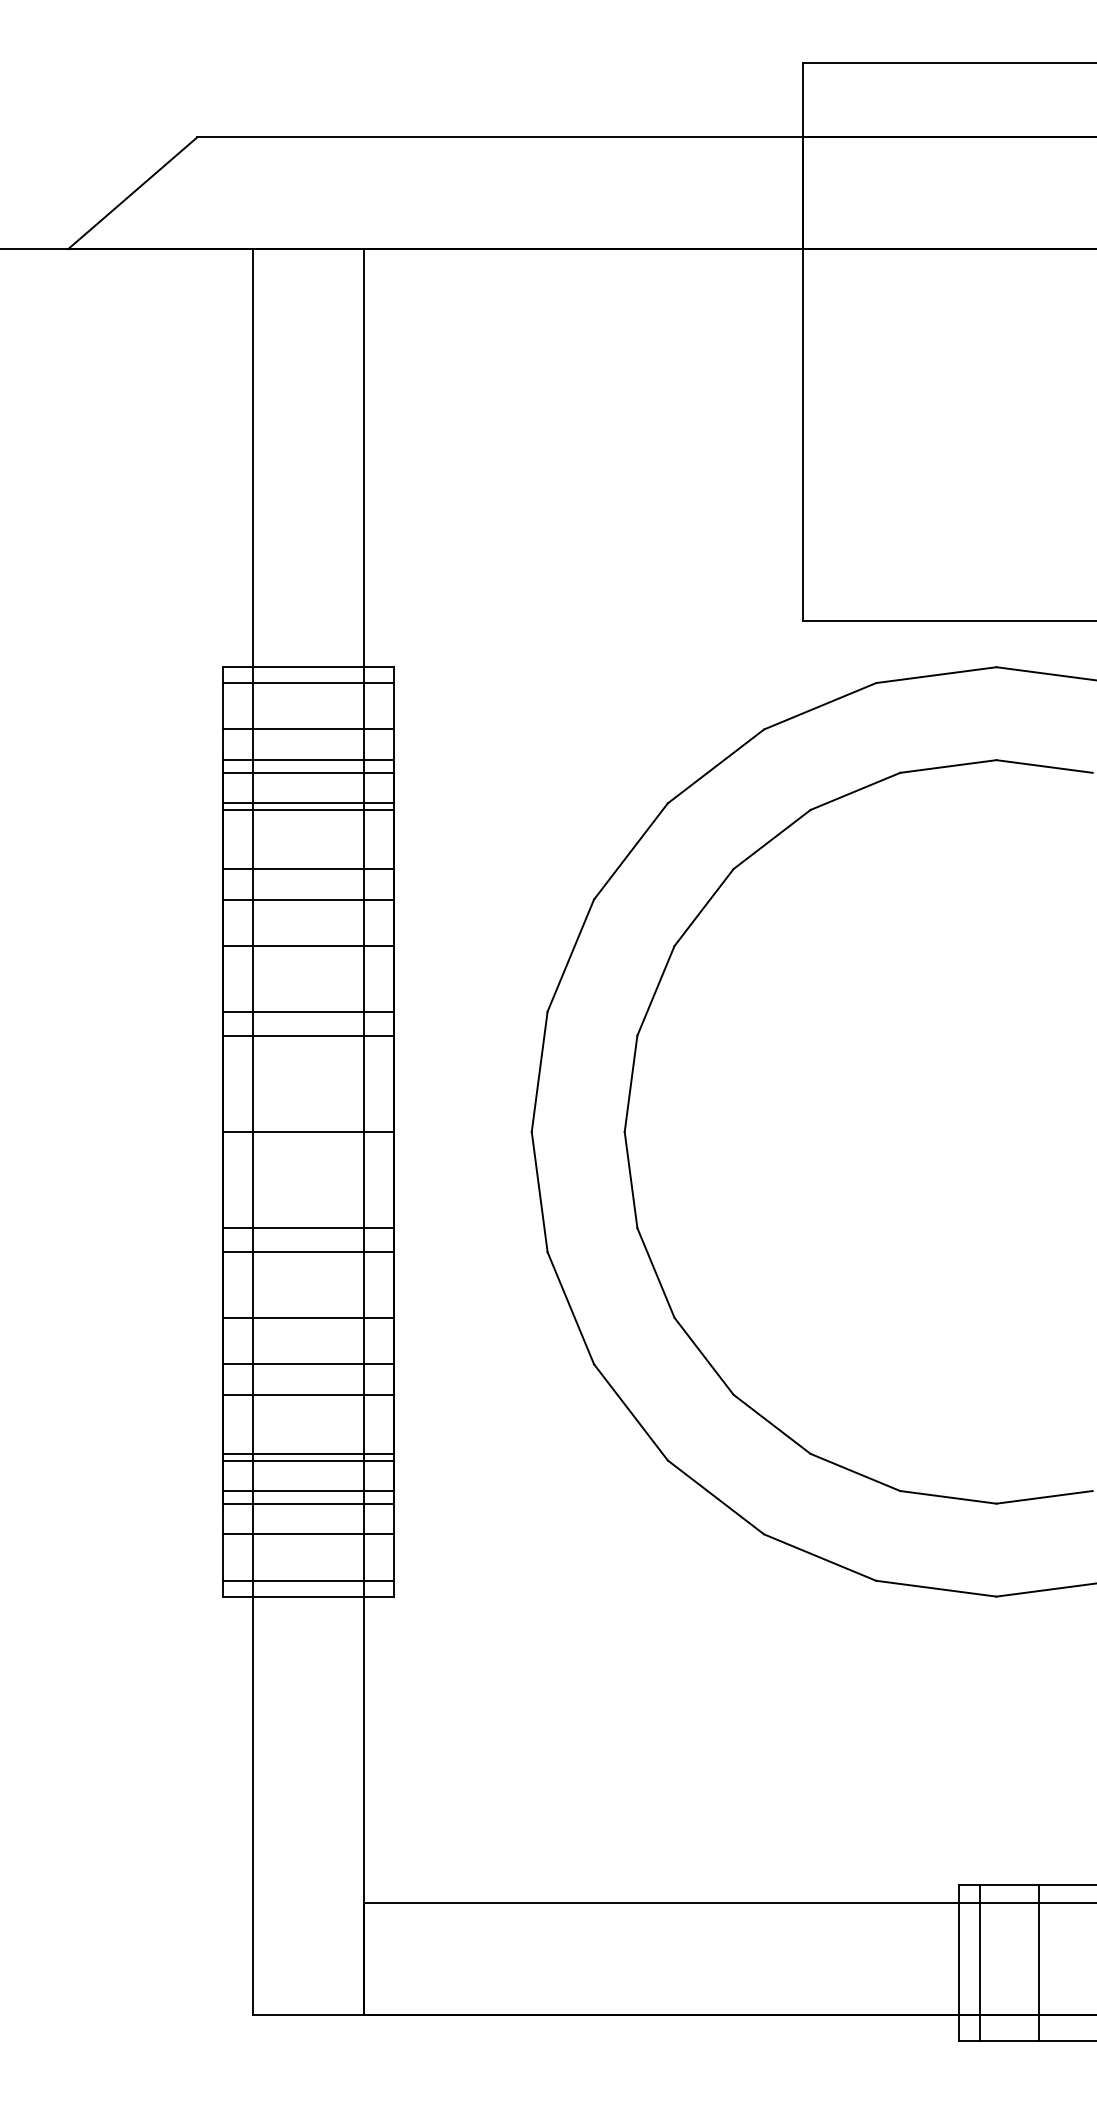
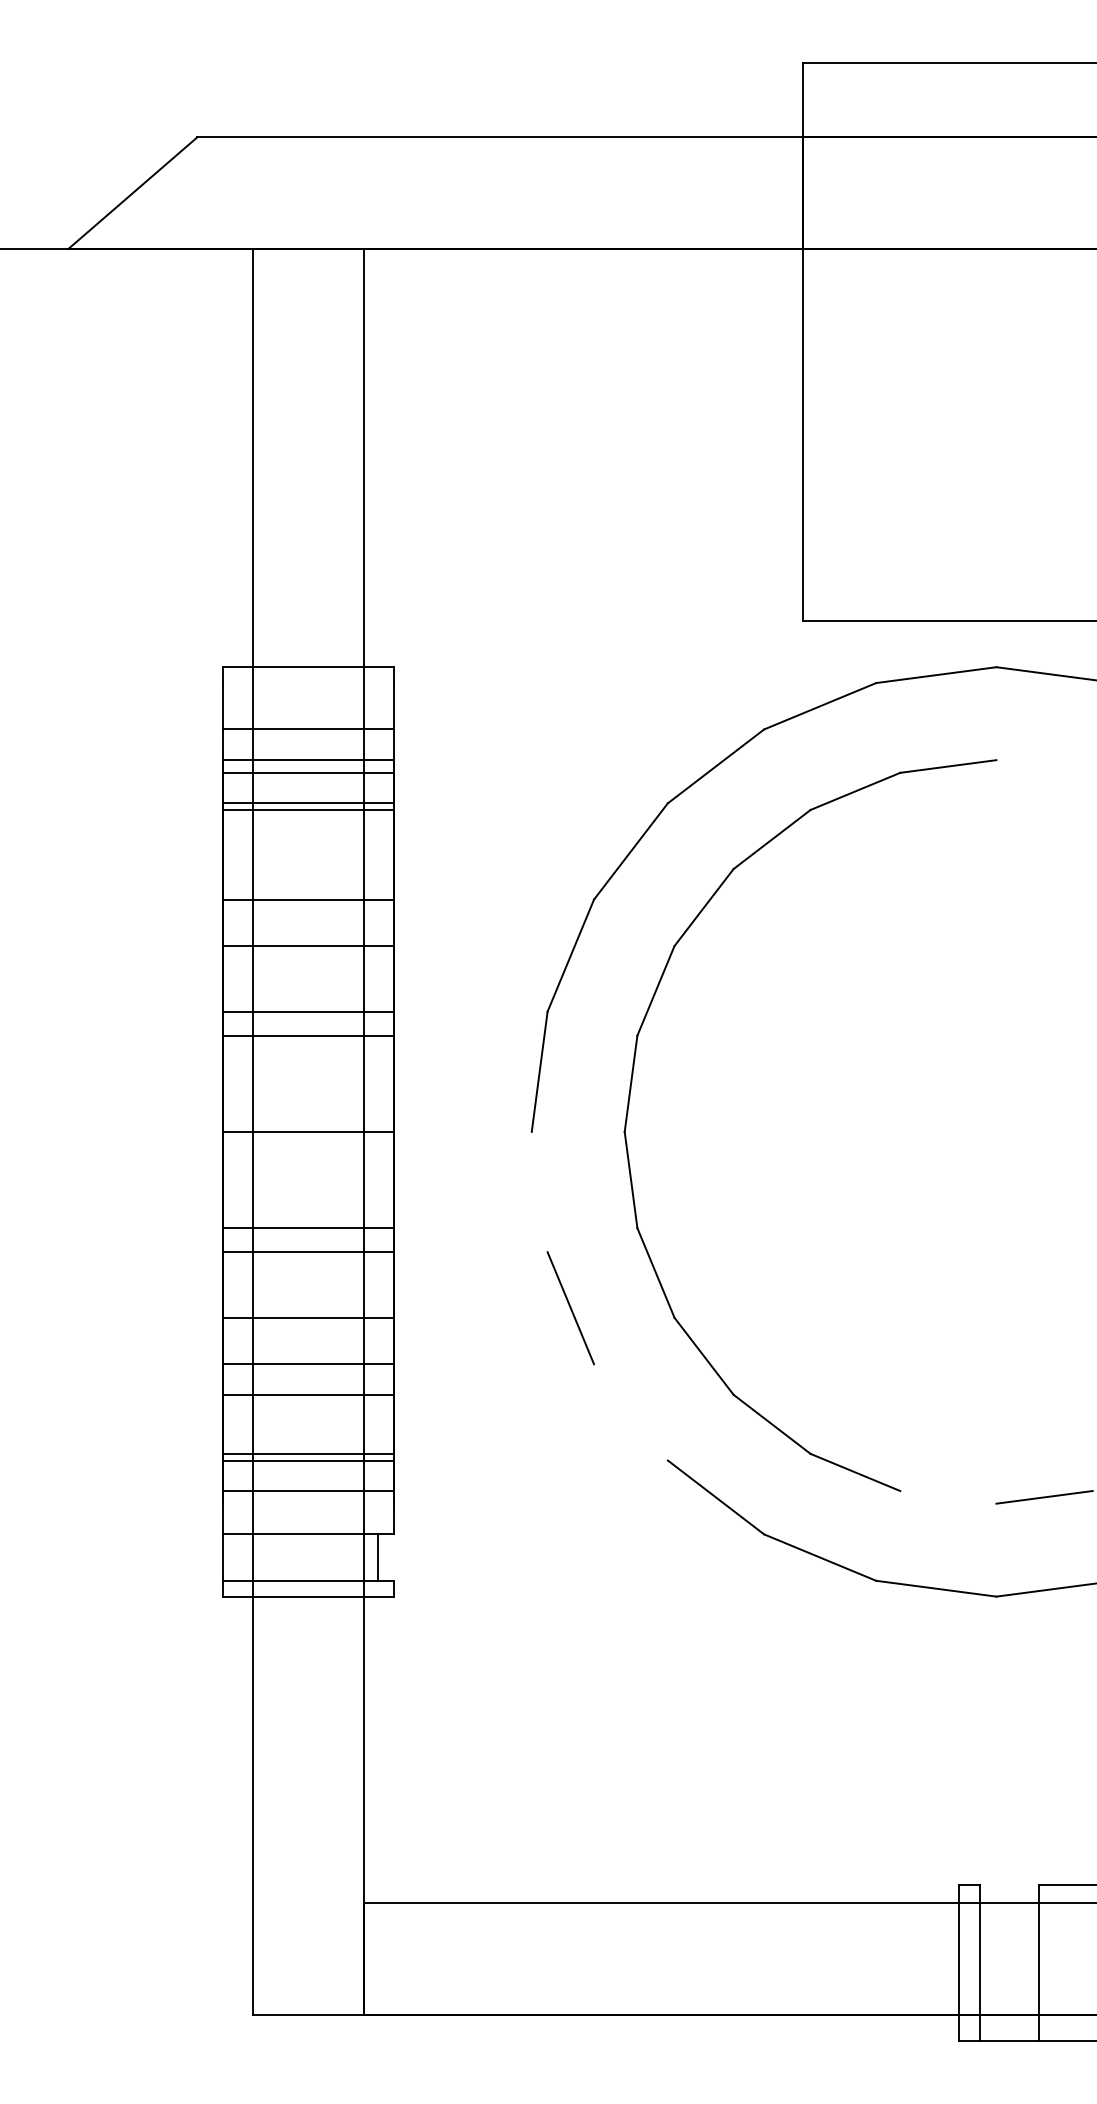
line: present -> none (308, 683)
line: present -> none (1044, 766)
line: present -> none (308, 869)
line: present -> none (539, 1191)
line: present -> none (630, 1412)
line: present -> none (948, 1497)
line: present -> none (308, 1503)
line position: (394, 1557) -> (378, 1557) (378, 1557)
line: present -> none (1009, 1884)
